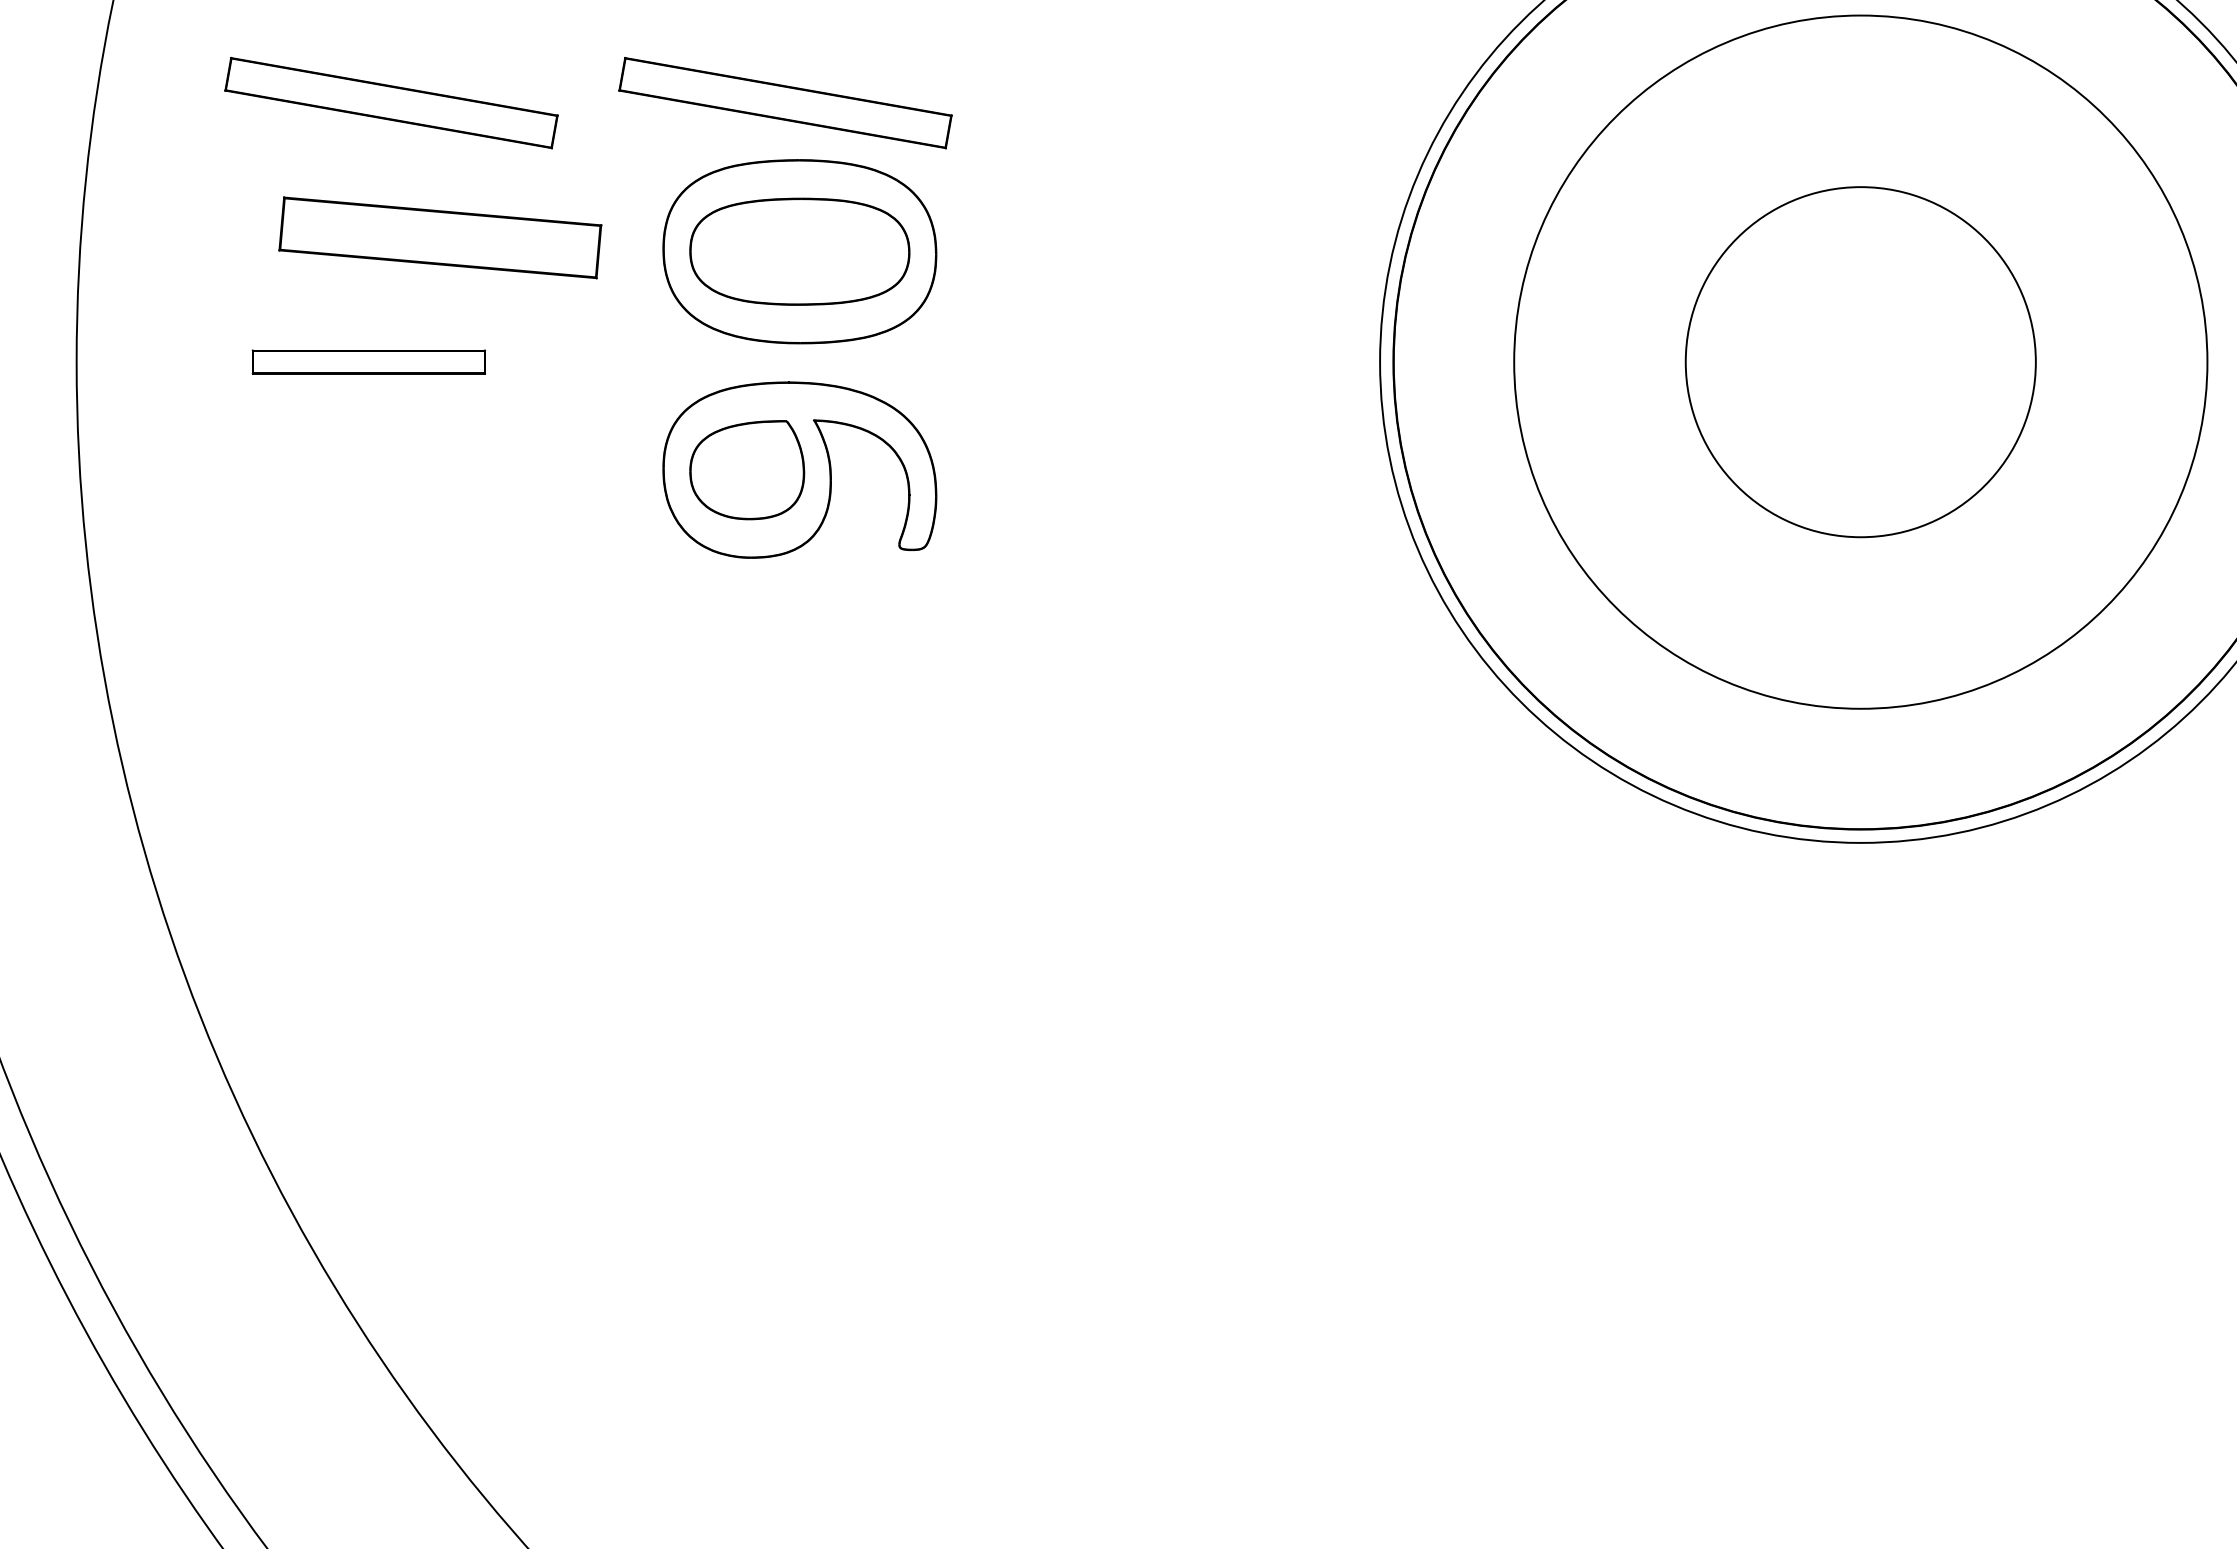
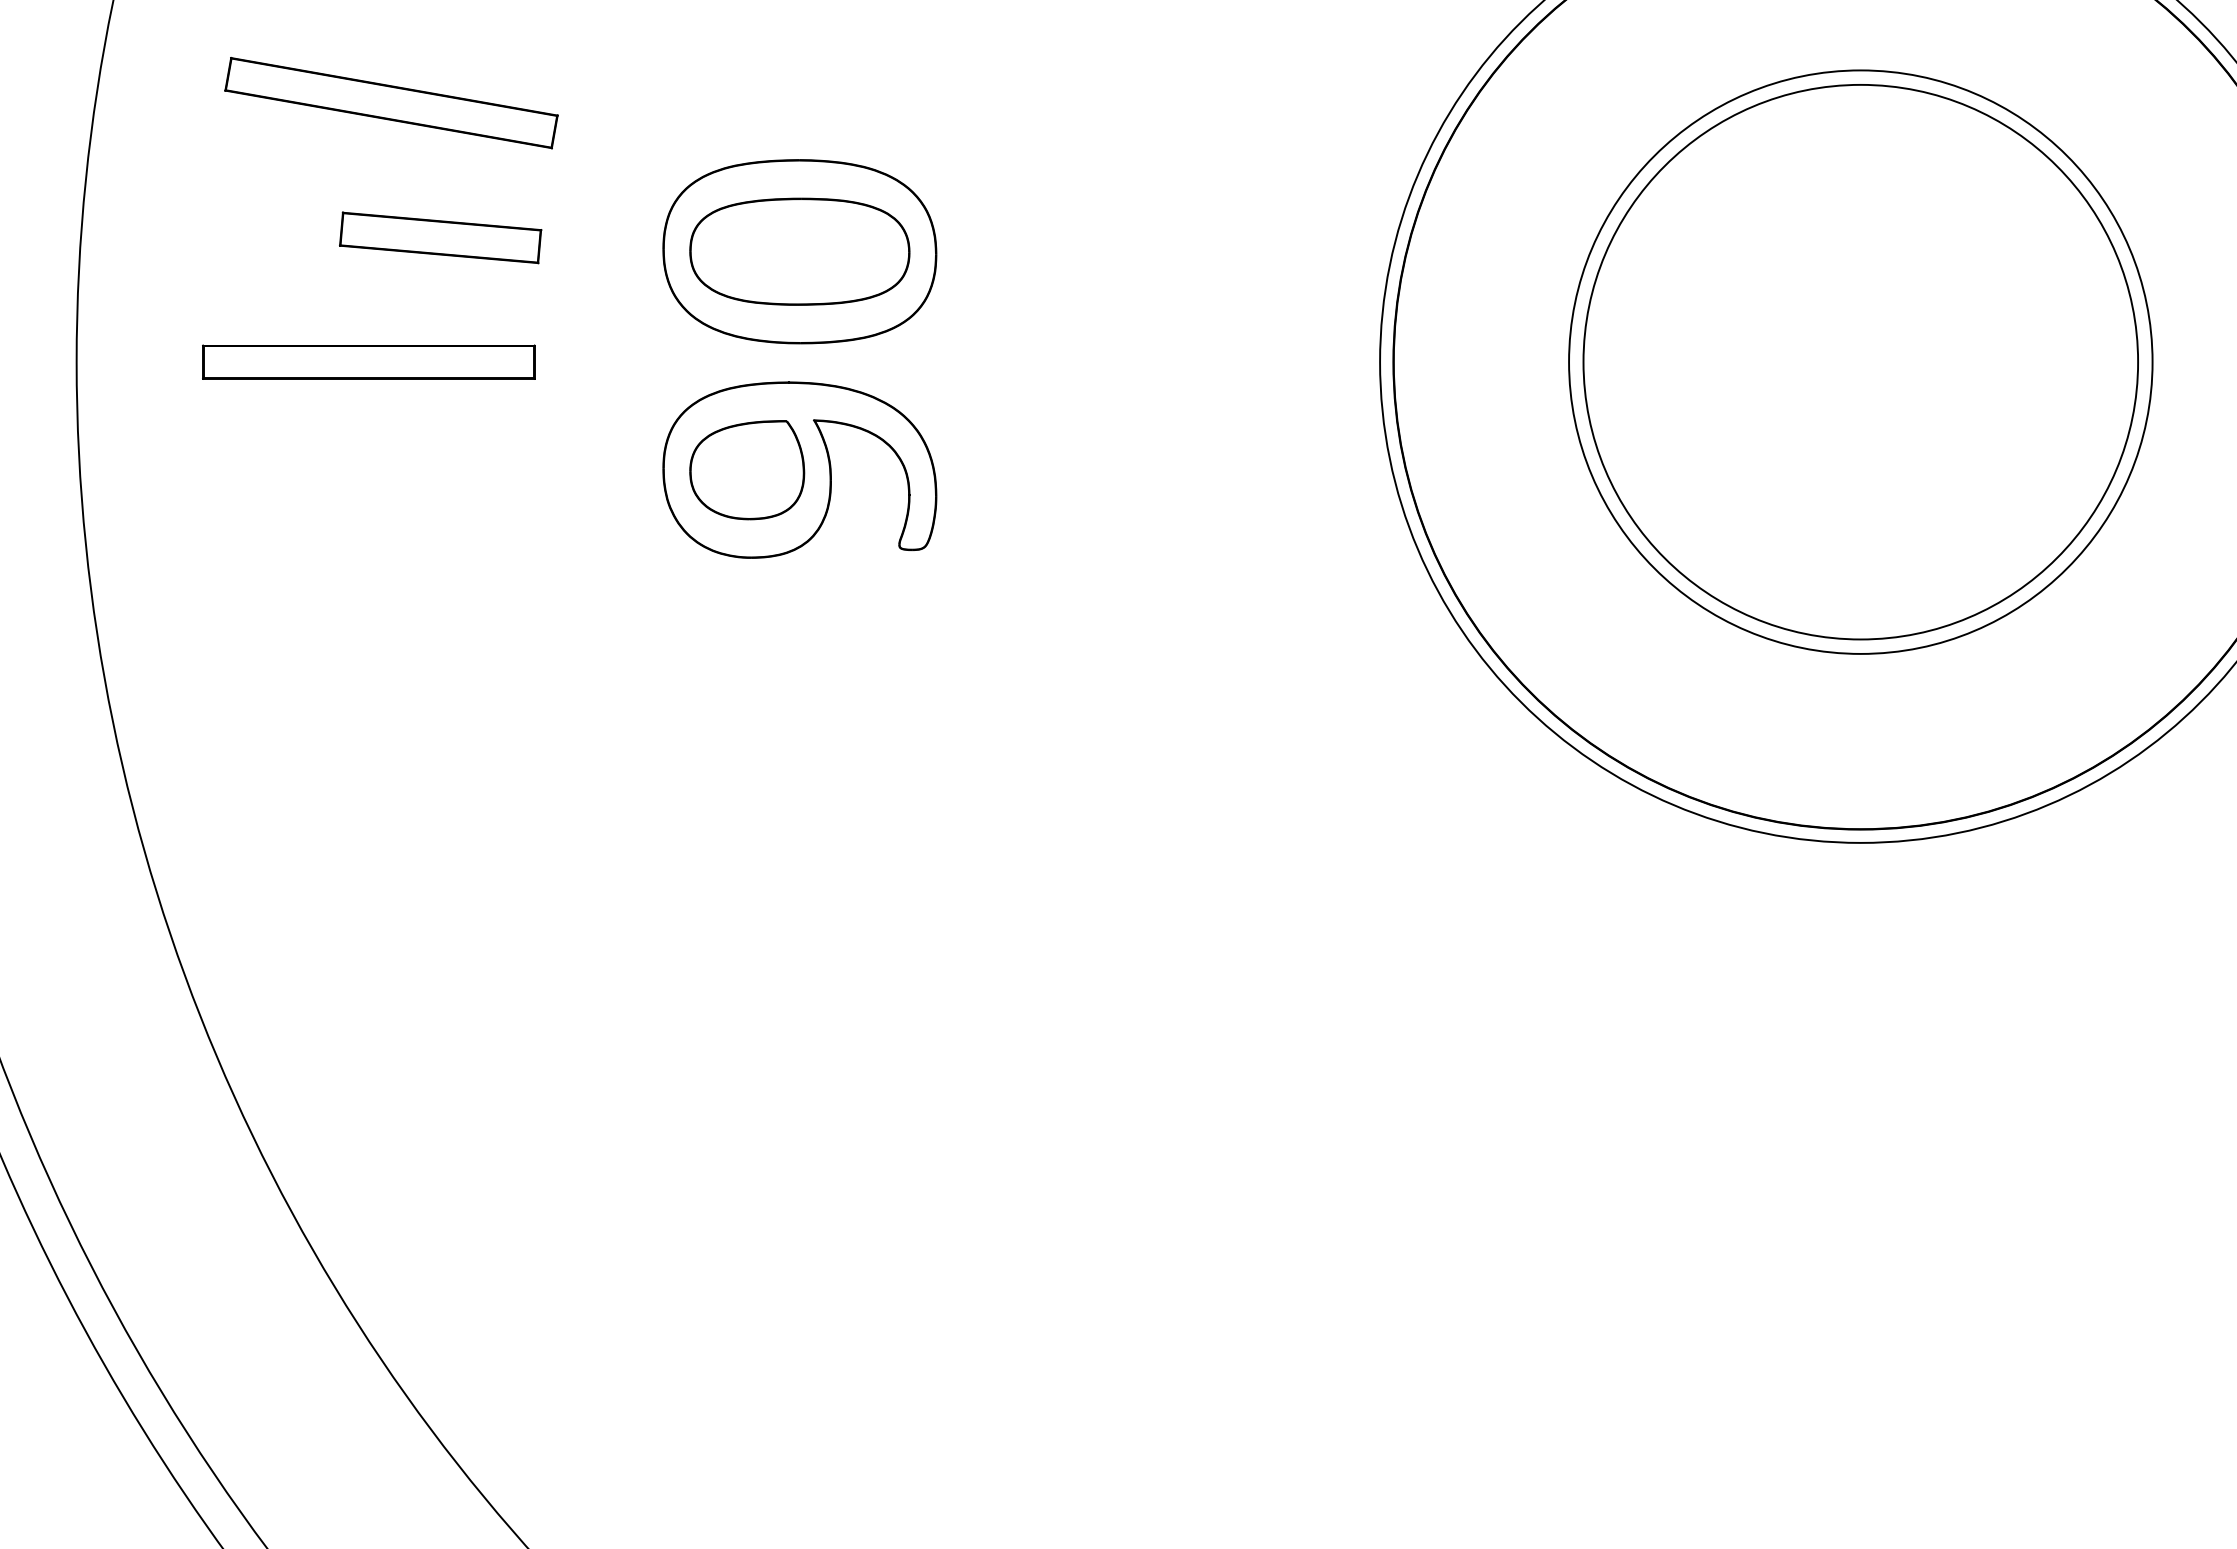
part: present -> none (785, 103)
part size: 325x84 px -> 204x54 px (440, 237)
part size: 235x26 px -> 334x36 px (368, 361)
circle diameter: 693 px -> 555 px (1860, 361)
circle diameter: 350 px -> 584 px (1860, 361)
